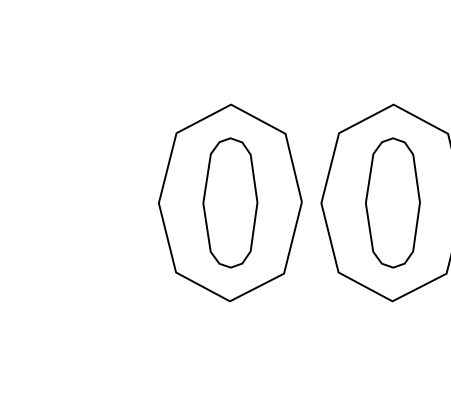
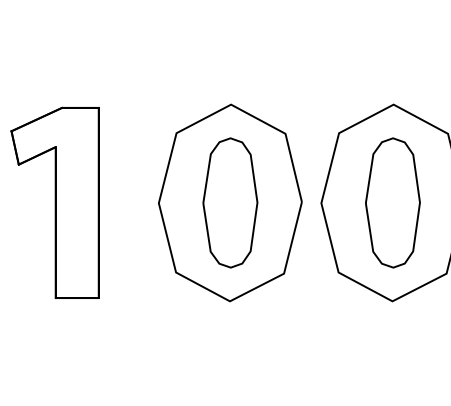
part: none -> present (54, 202)
